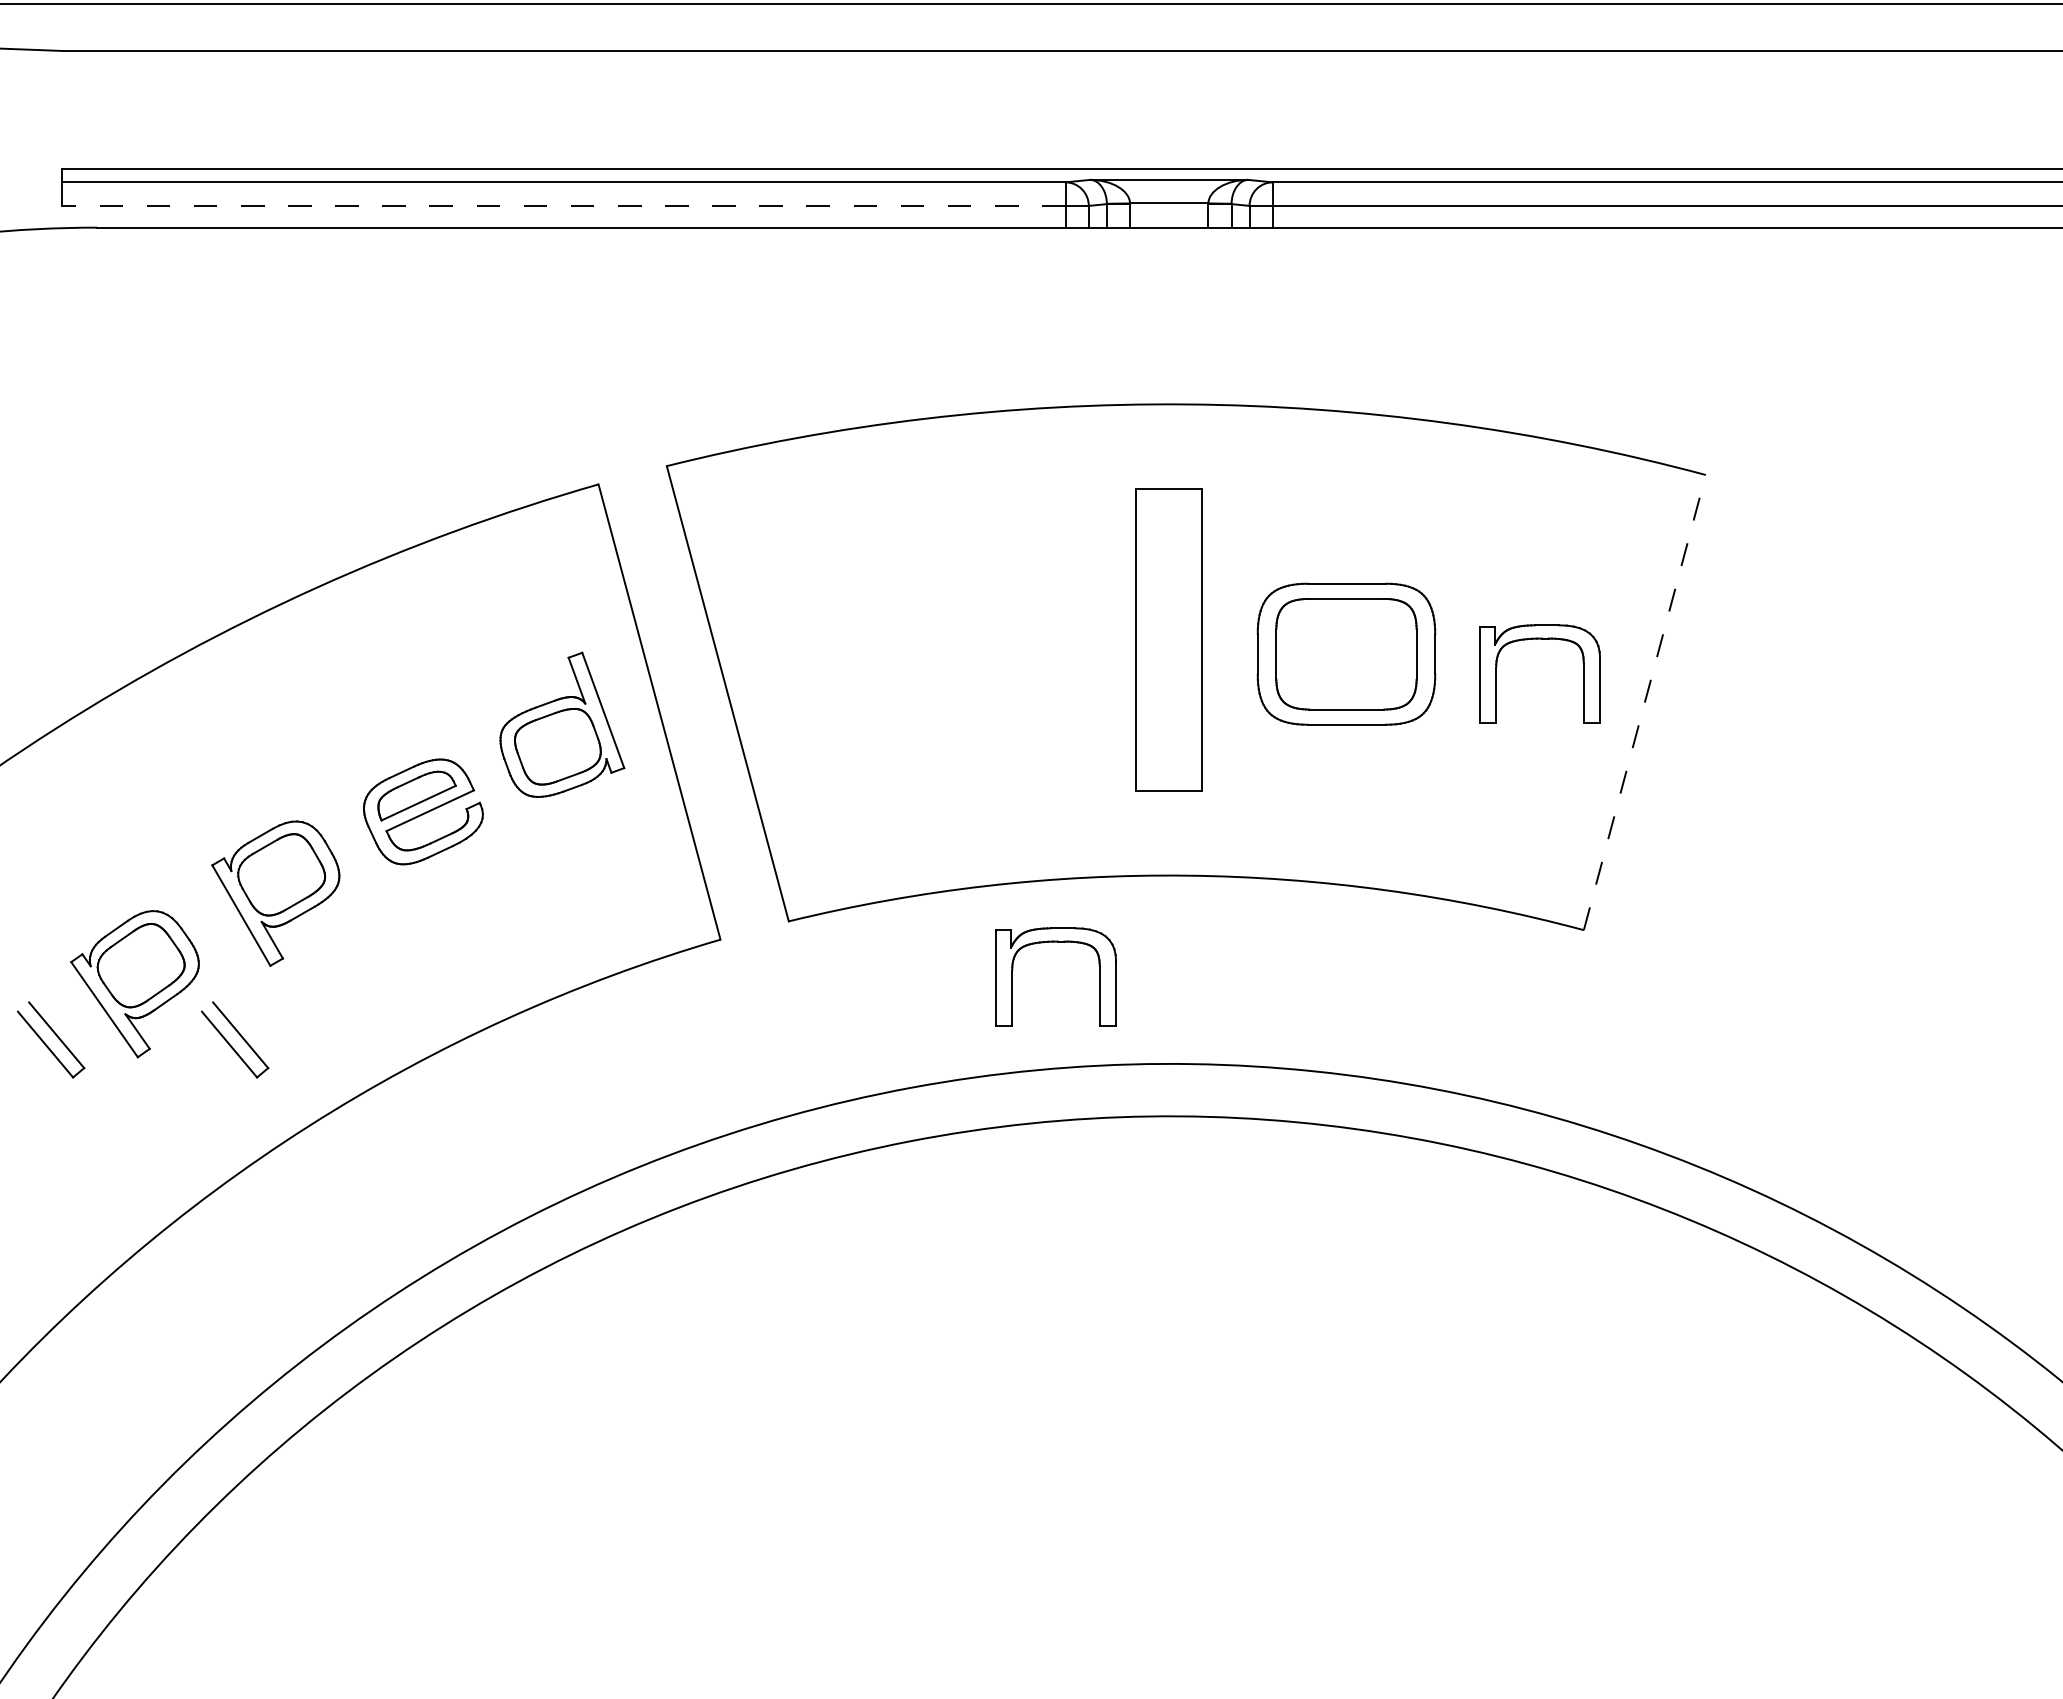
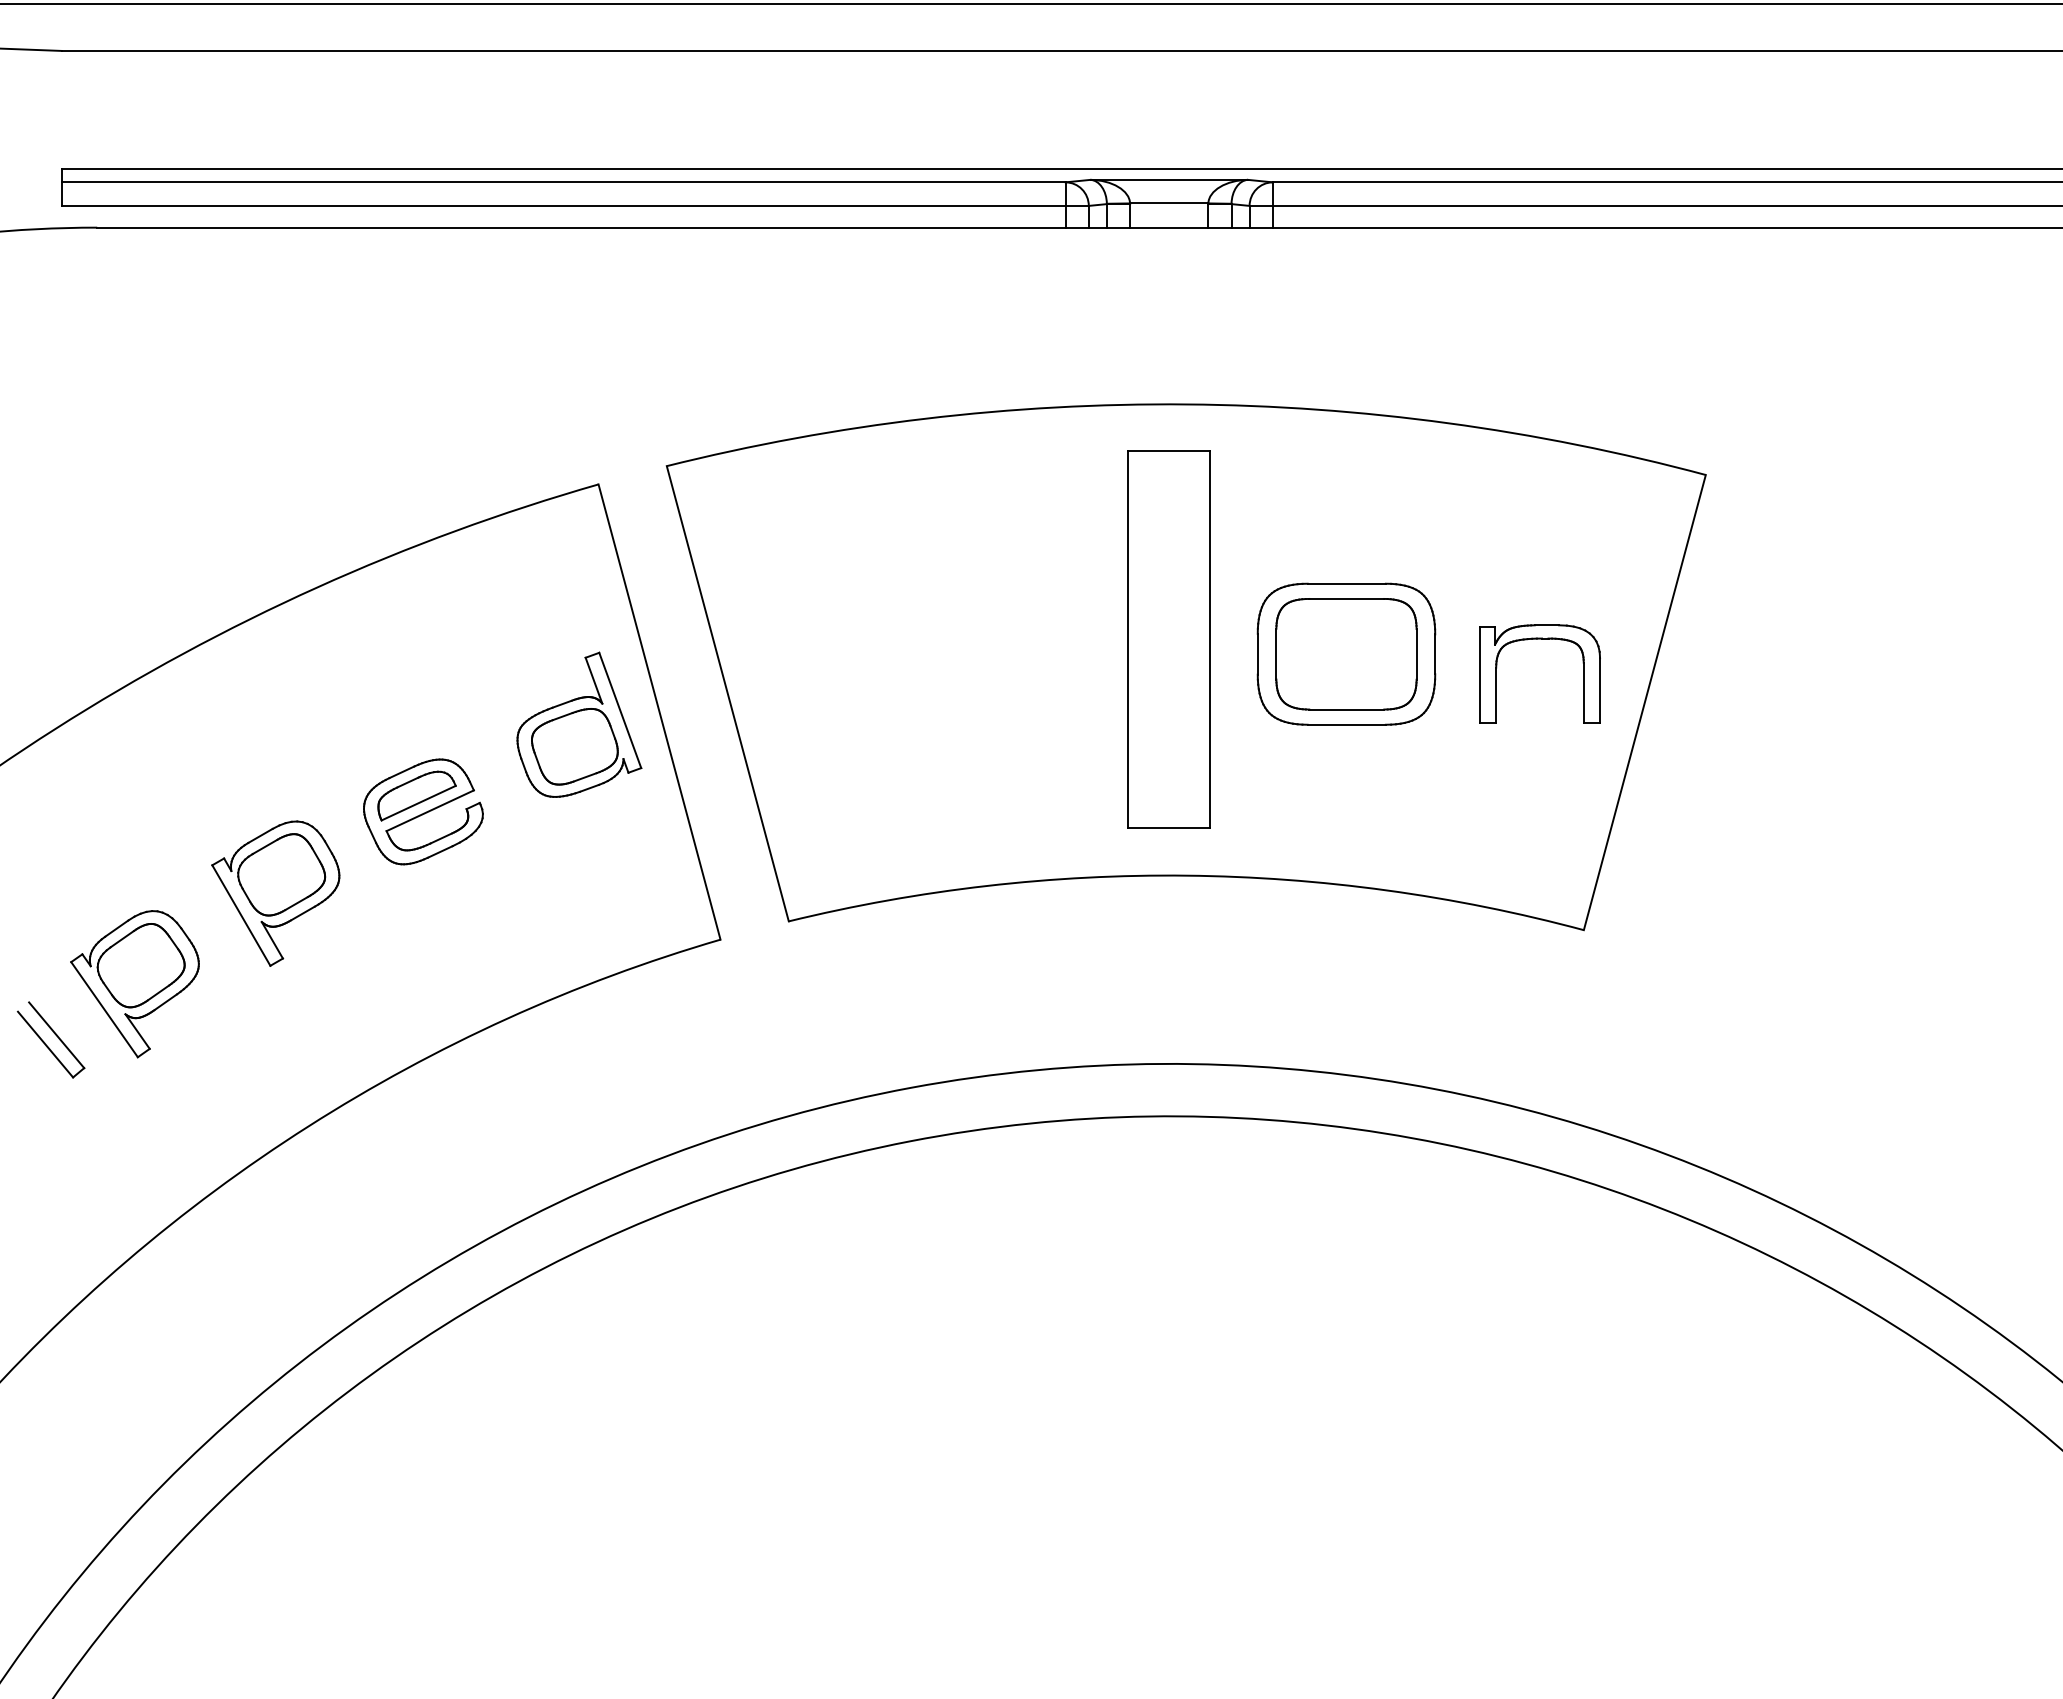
line: dashed -> solid (563, 205)
part size: 68x304 px -> 84x379 px (1168, 639)
line: dashed -> solid (1644, 702)
part position: (562, 724) -> (579, 724) (579, 724)
part: present -> none (1055, 942)
part: present -> none (234, 1039)
